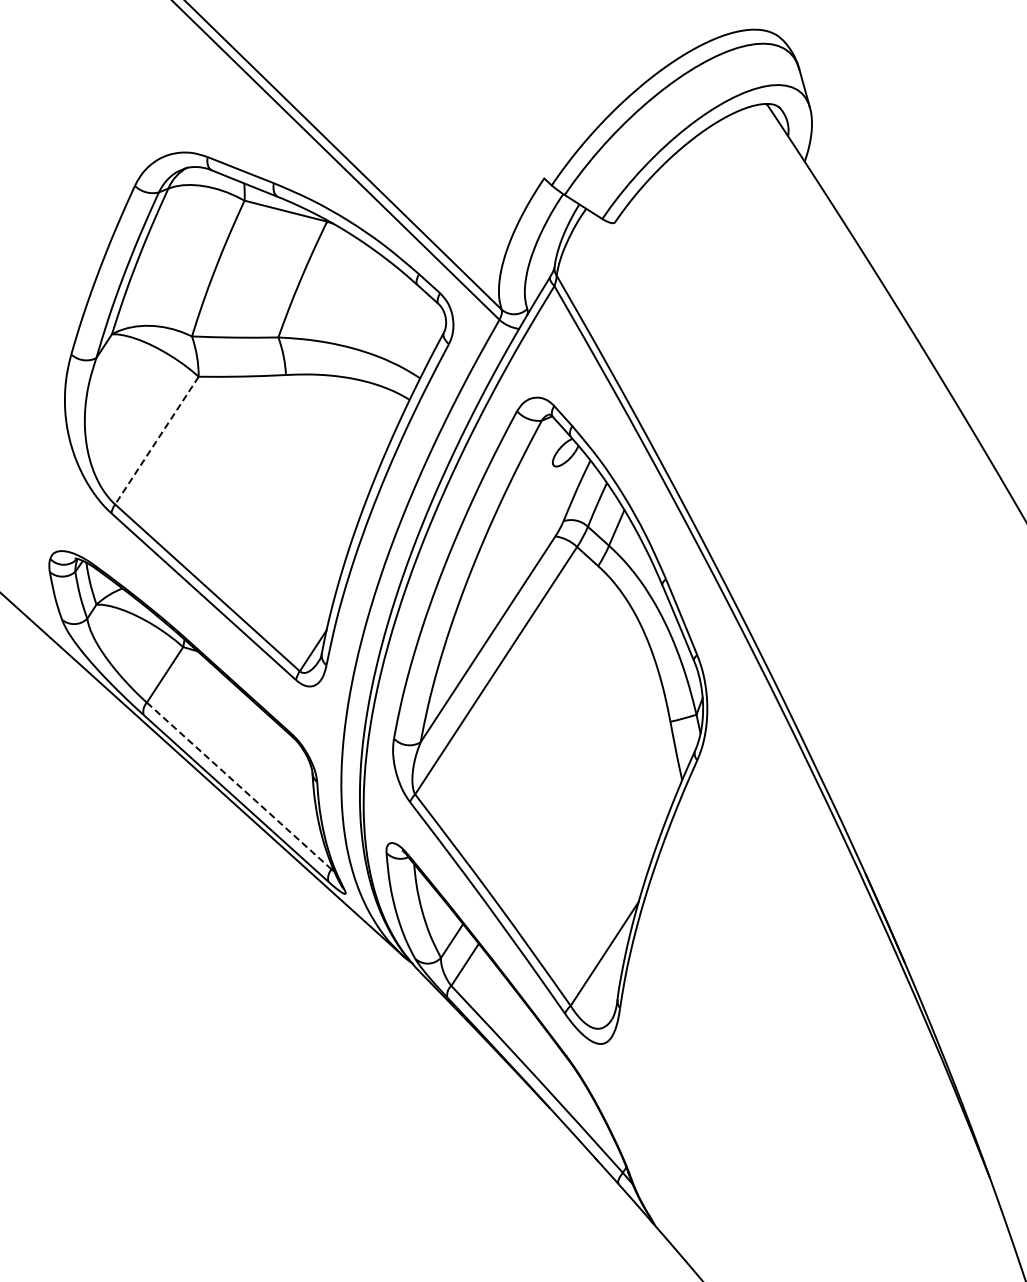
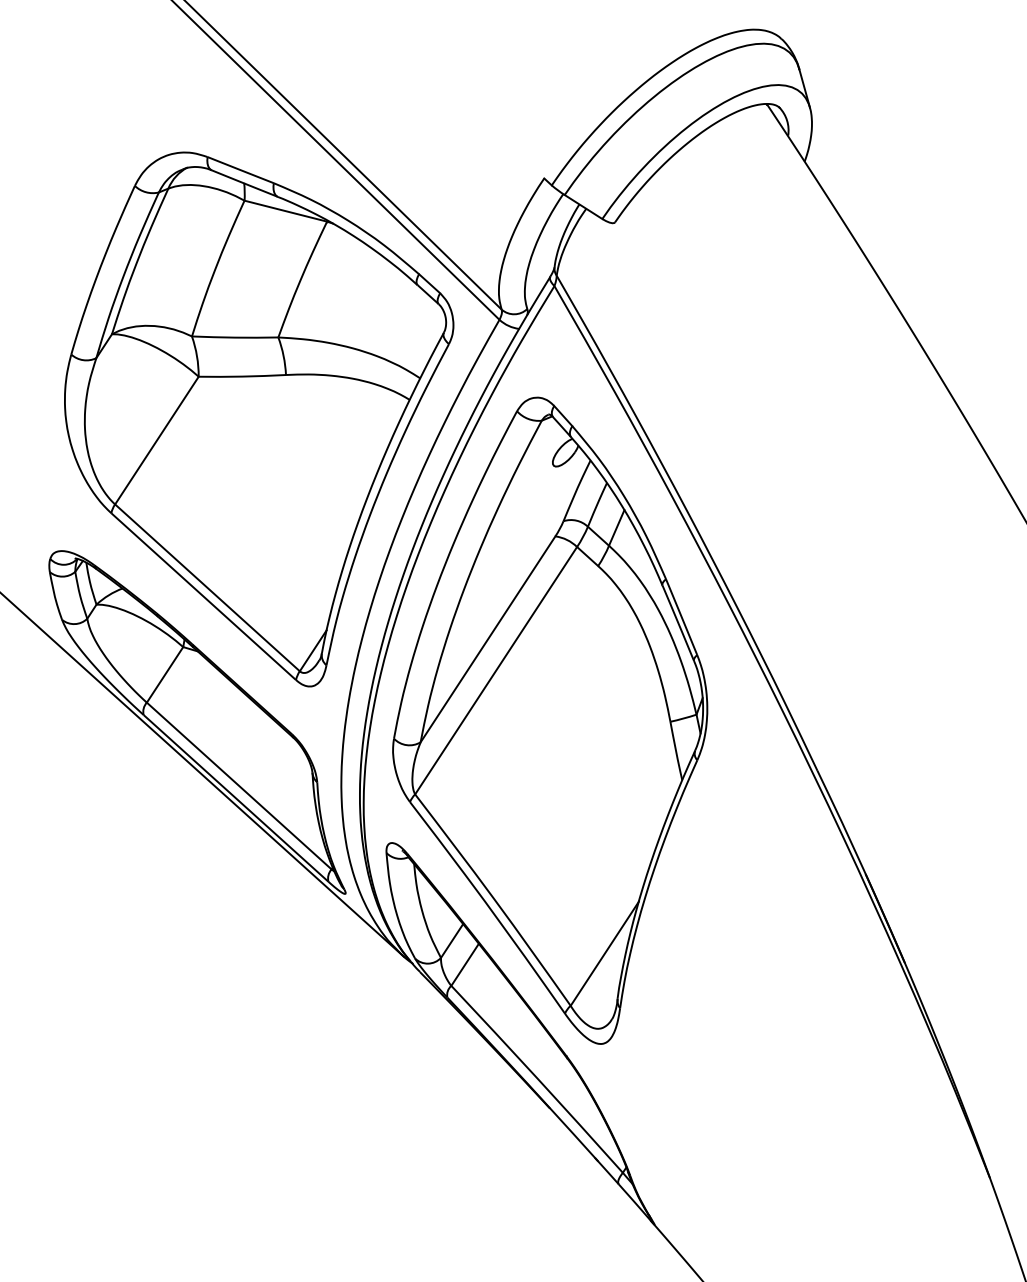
line: dashed -> solid (156, 441)
line: dashed -> solid (239, 786)
